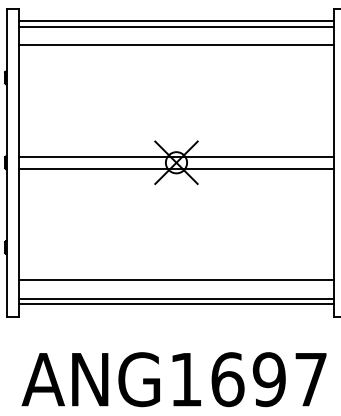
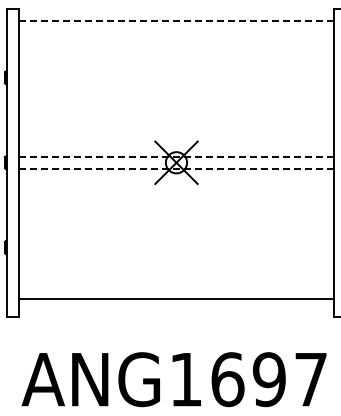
line: solid -> dashed (176, 21)
line: present -> none (176, 26)
line: present -> none (176, 45)
line: solid -> dashed (176, 156)
line: solid -> dashed (176, 168)
line: present -> none (176, 280)
line: present -> none (176, 304)
